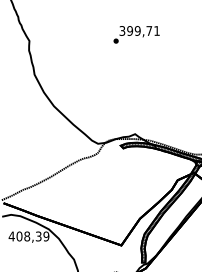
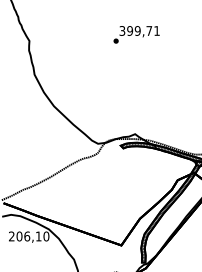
text: 408,39 -> 206,10 (28, 236)
